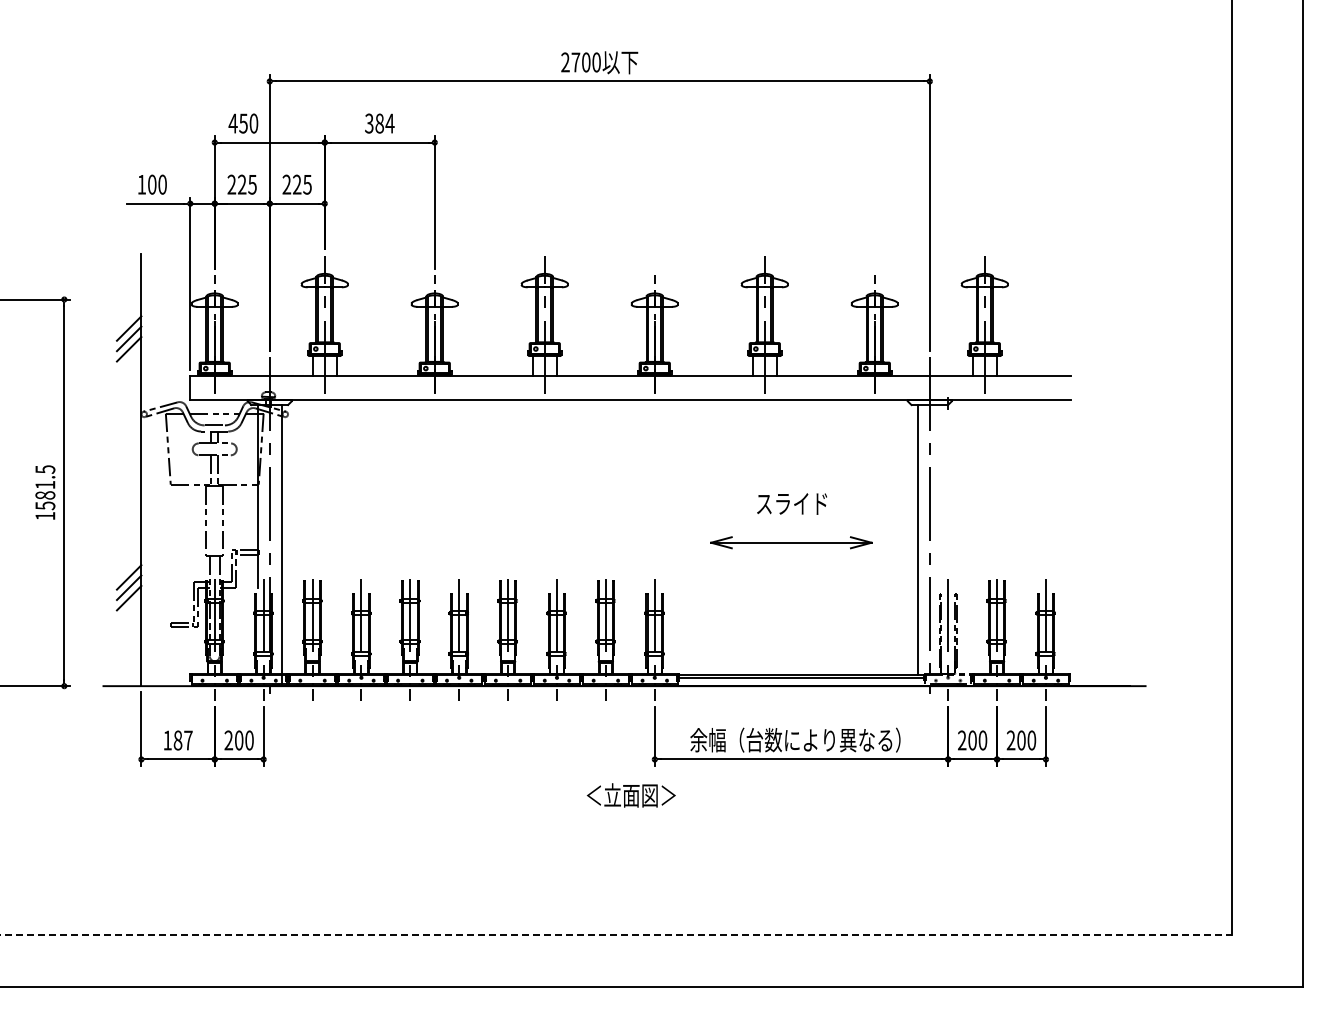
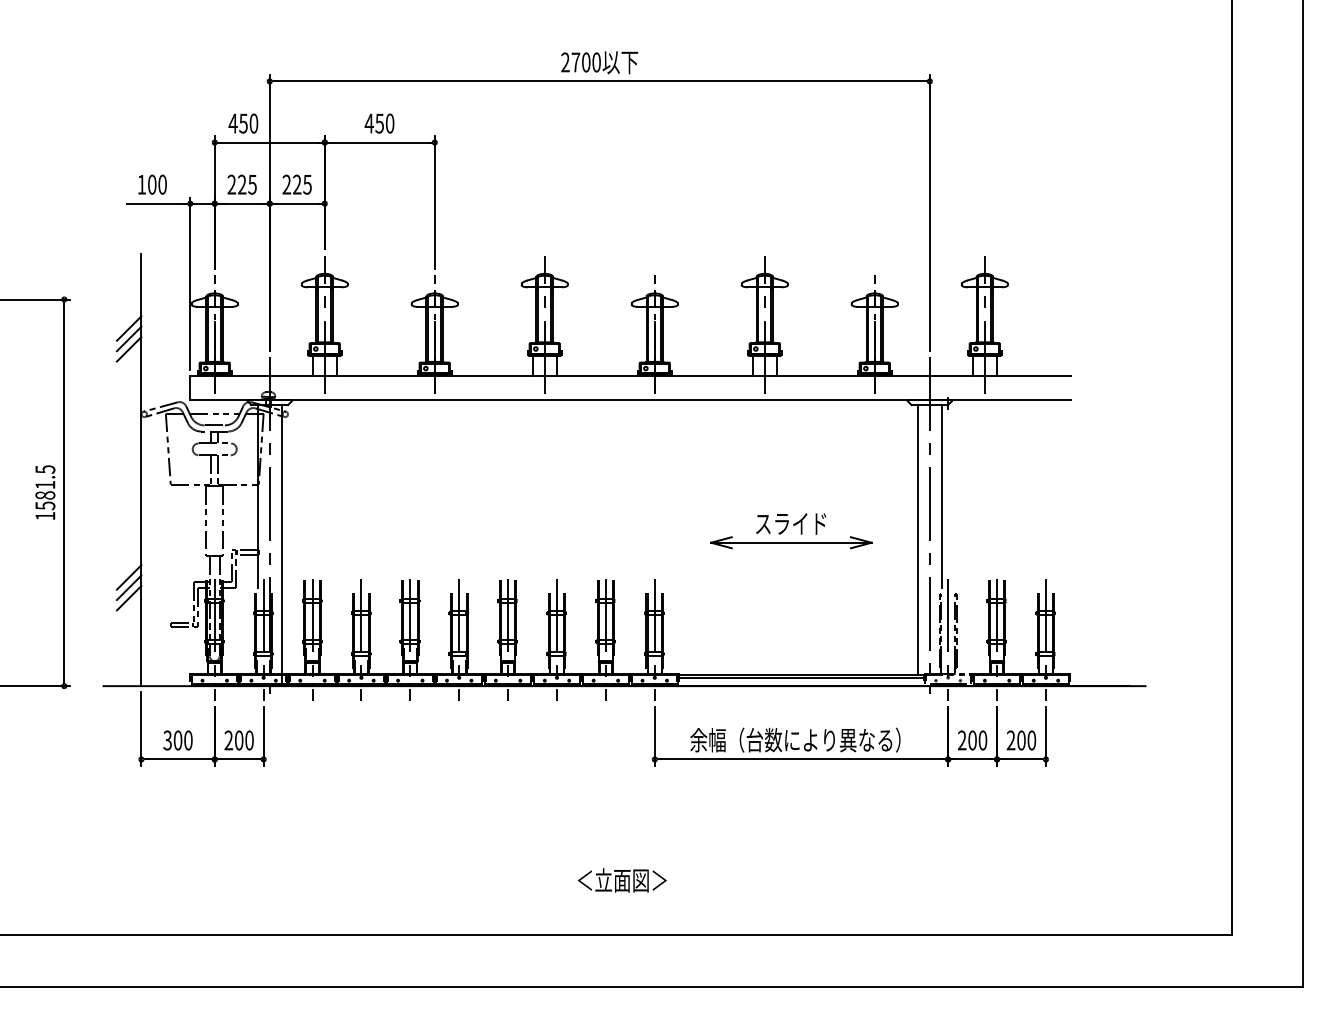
text: 384 -> 450 (379, 123)
line: none -> present (942, 496)
text position: (791, 503) -> (790, 523) (790, 523)
text: 187 -> 300 (177, 740)
text position: (630, 795) -> (621, 880) (621, 880)
line: dashed -> solid (616, 935)
